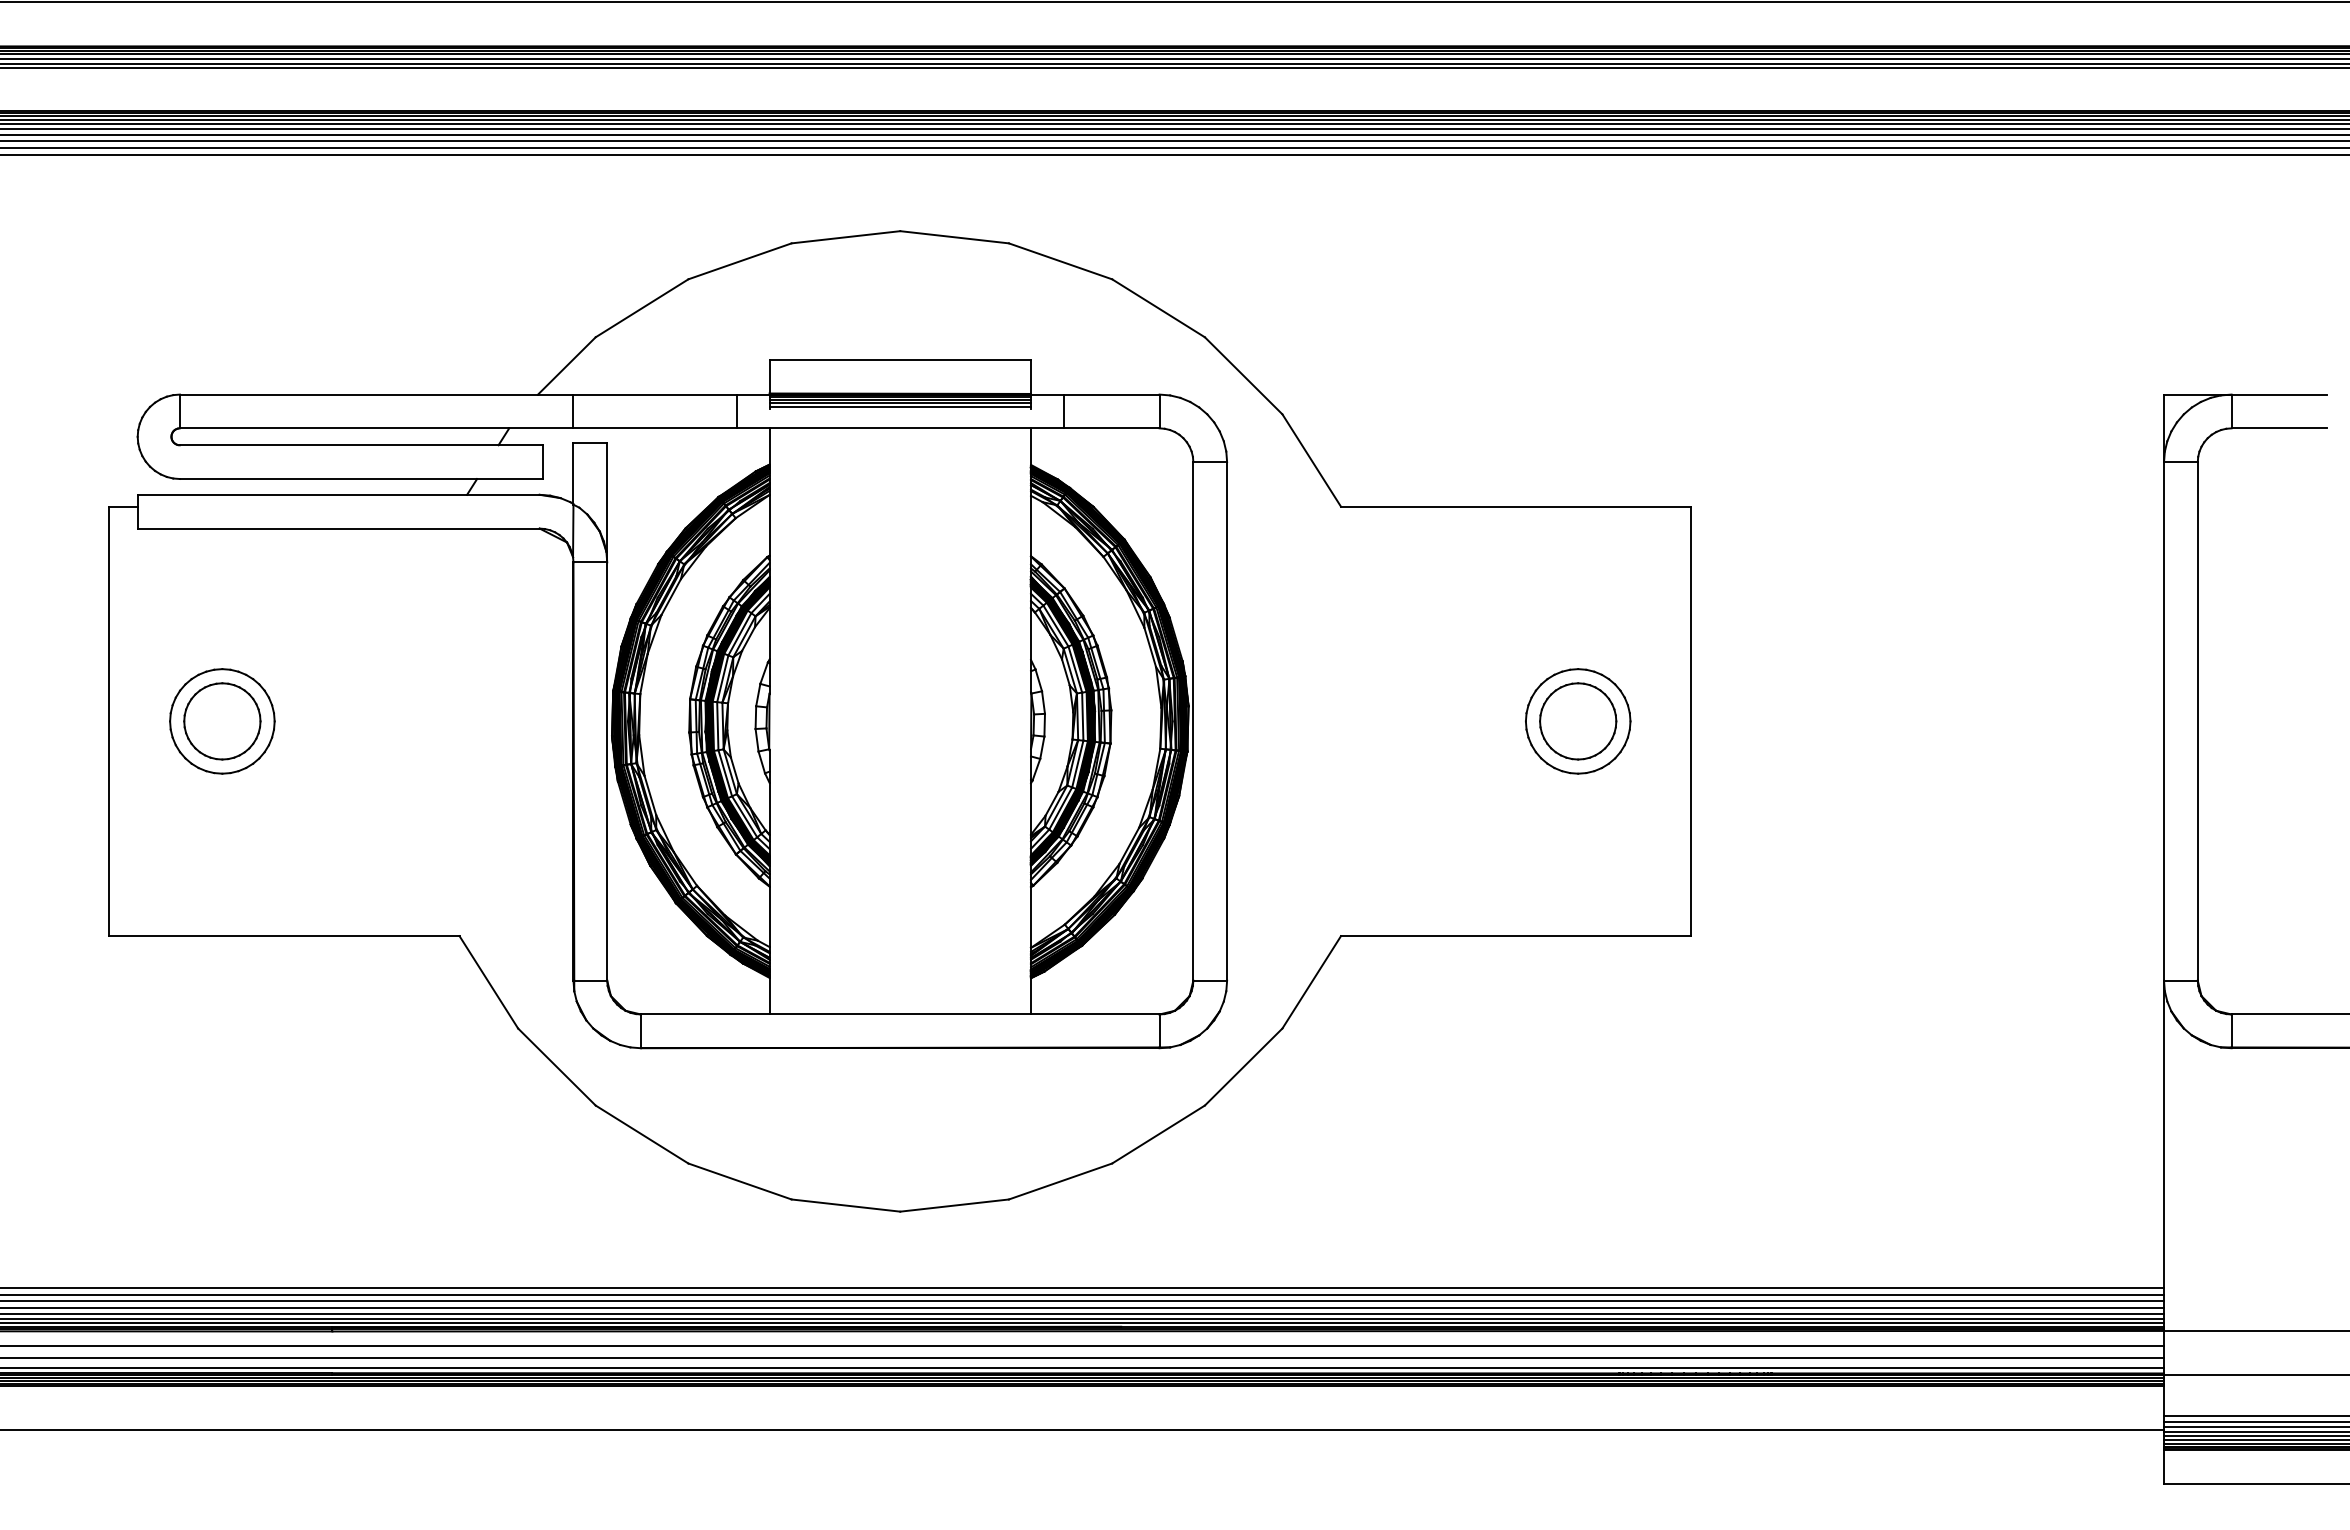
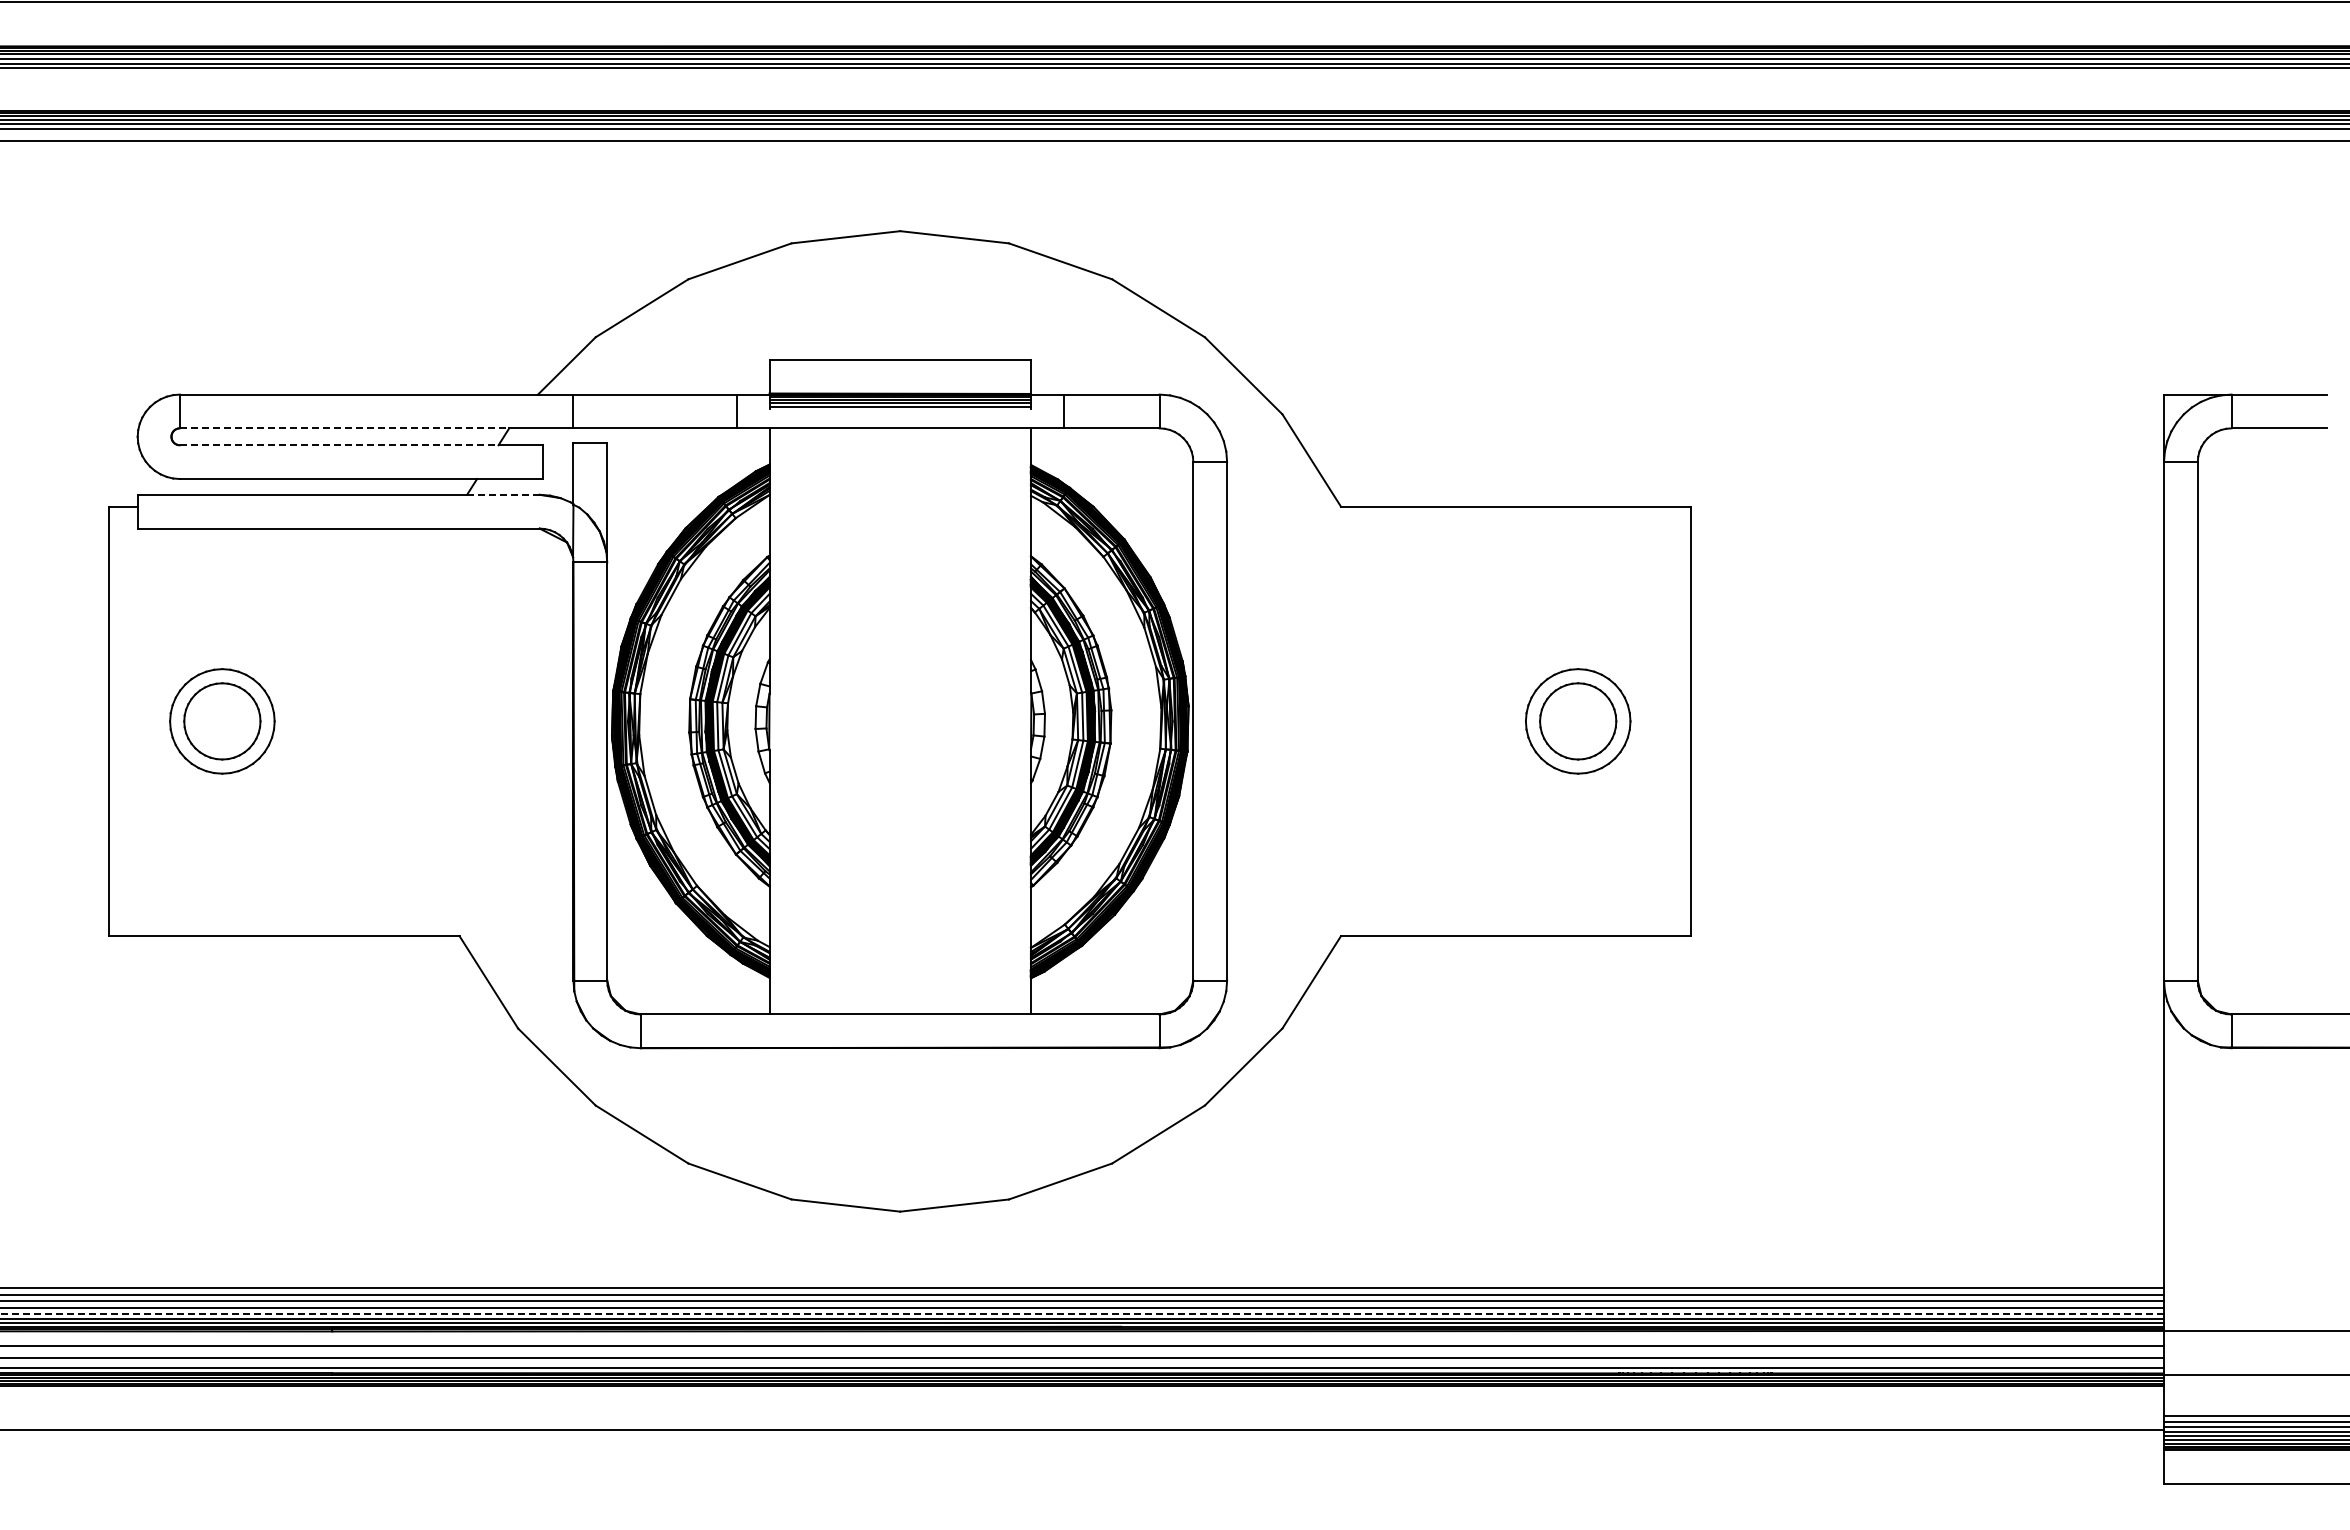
line: present -> none (1174, 135)
line: present -> none (1174, 148)
line: present -> none (1174, 154)
line: solid -> dashed (344, 428)
line: solid -> dashed (339, 445)
line: solid -> dashed (502, 494)
line: solid -> dashed (1082, 1313)
